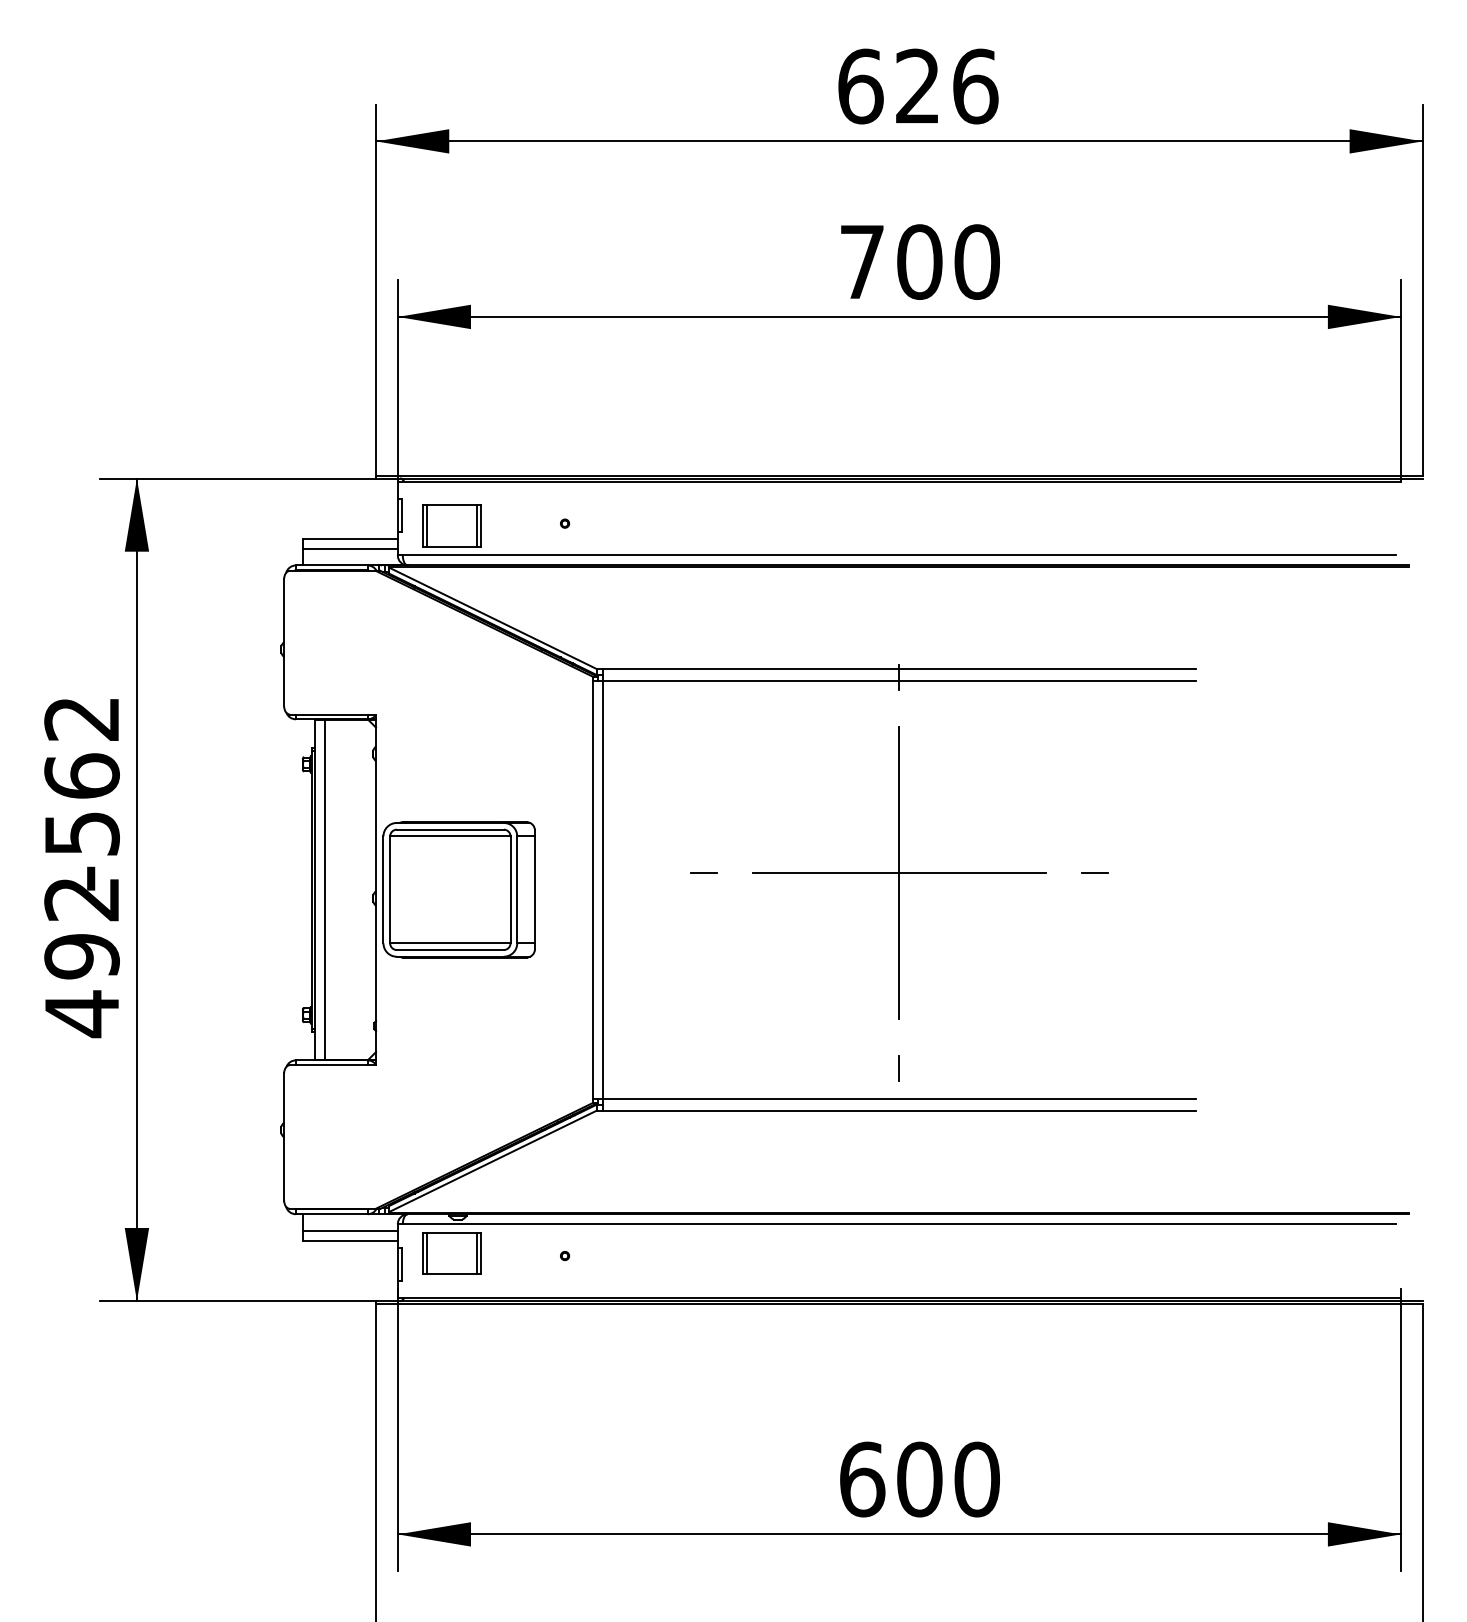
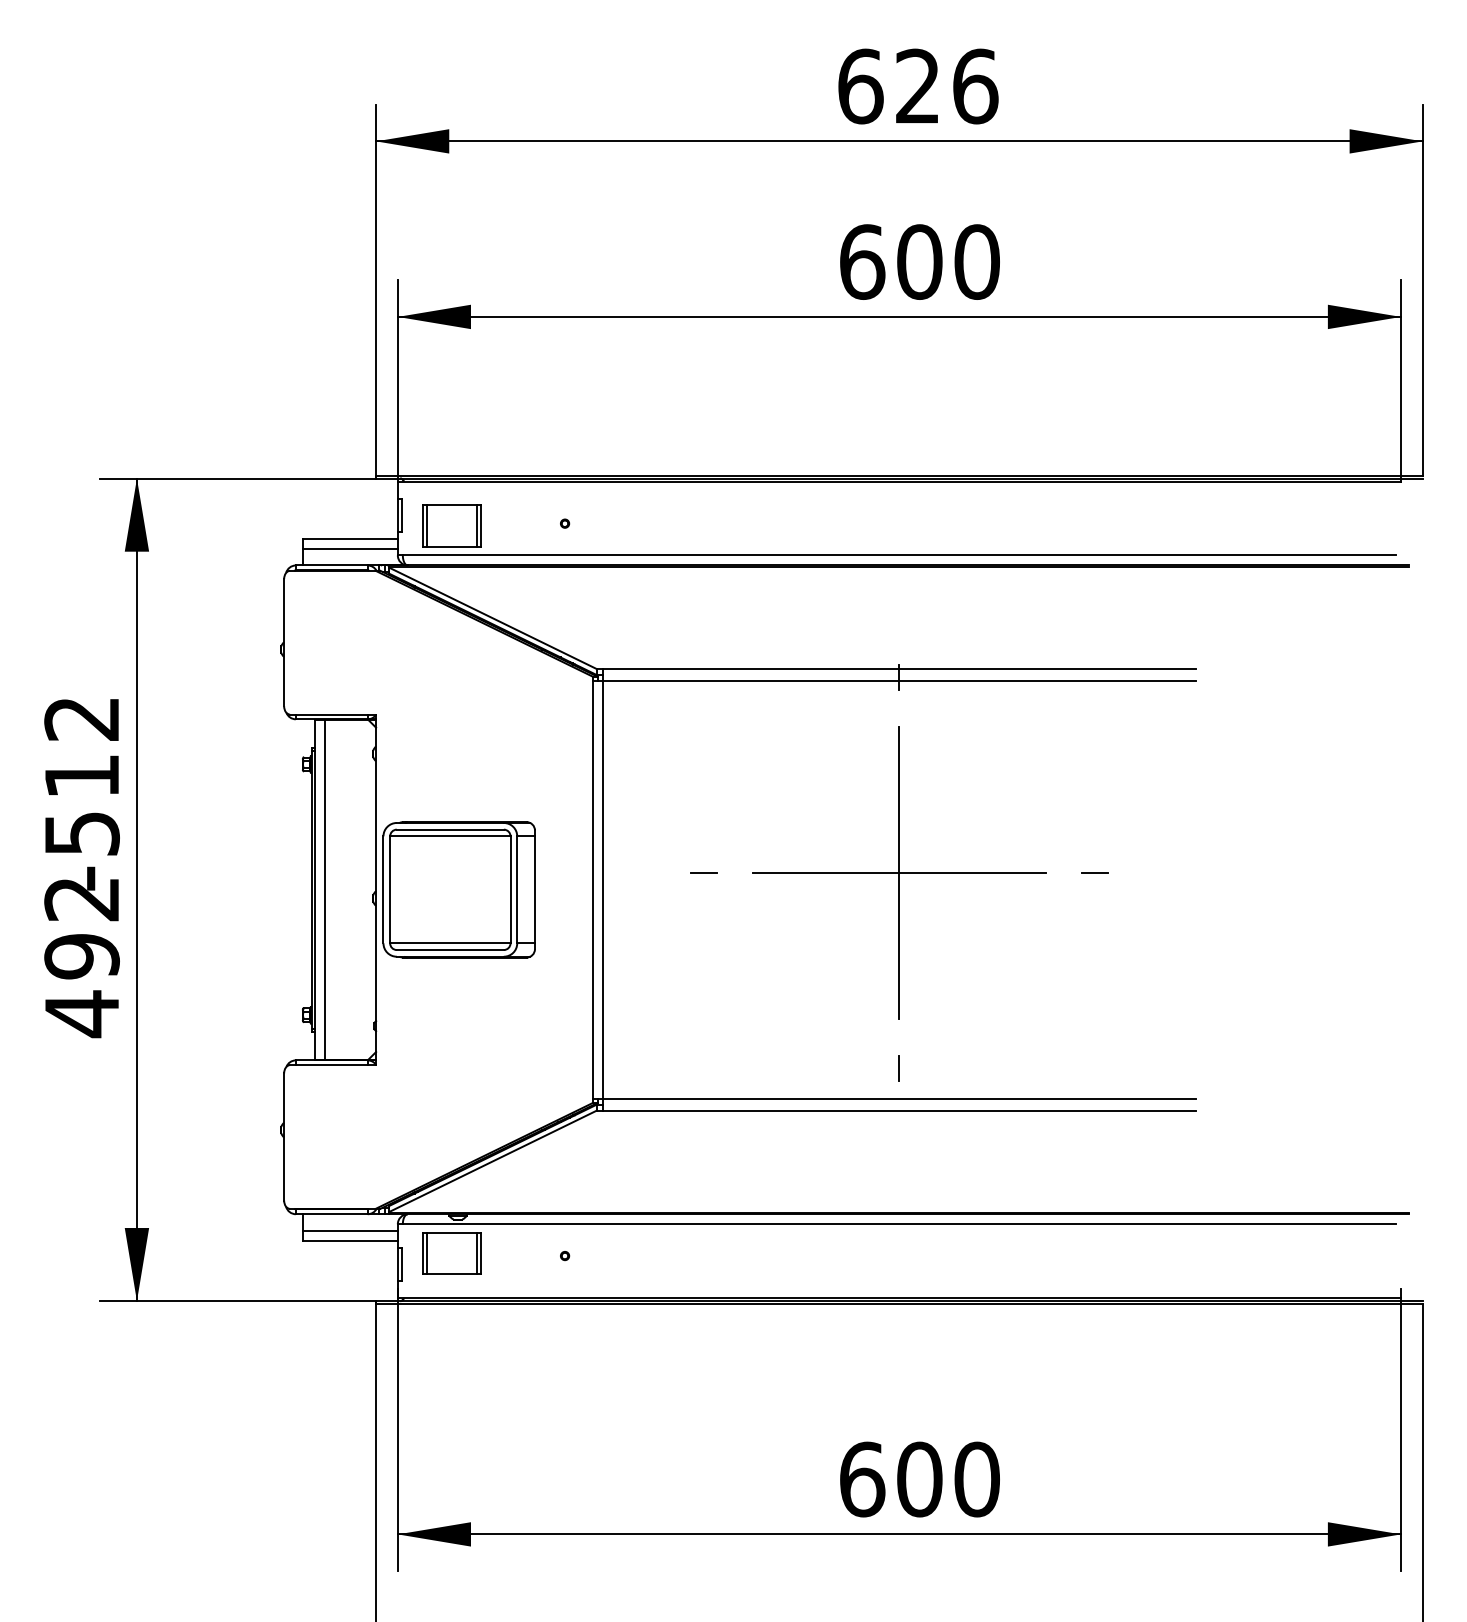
text: 700 -> 600 (862, 261)
text: -562 -> -512 (81, 775)
